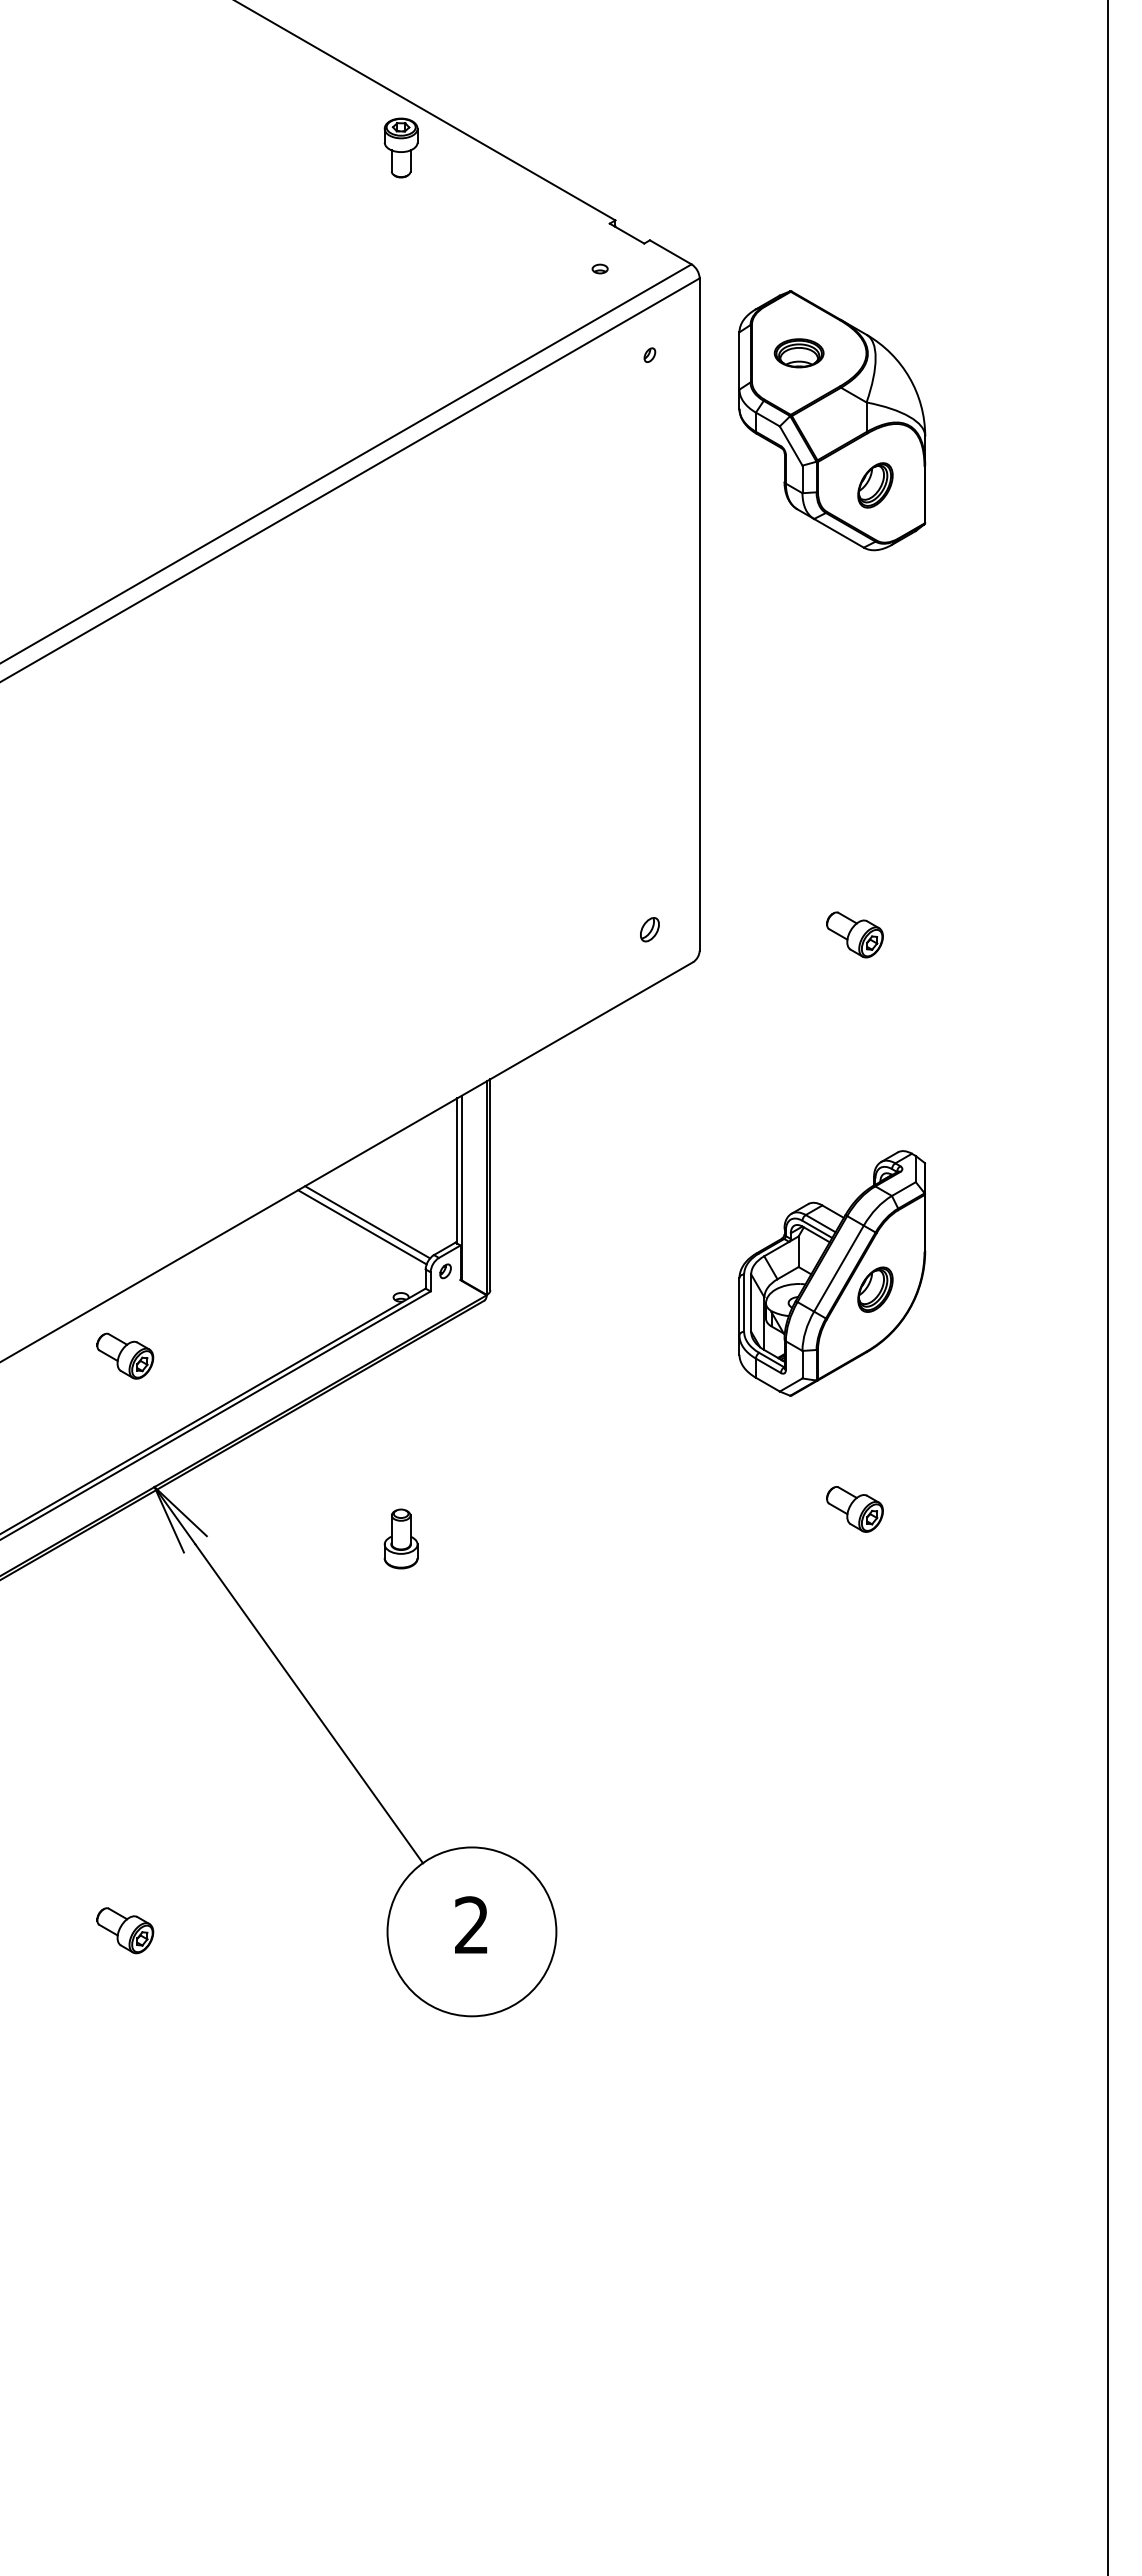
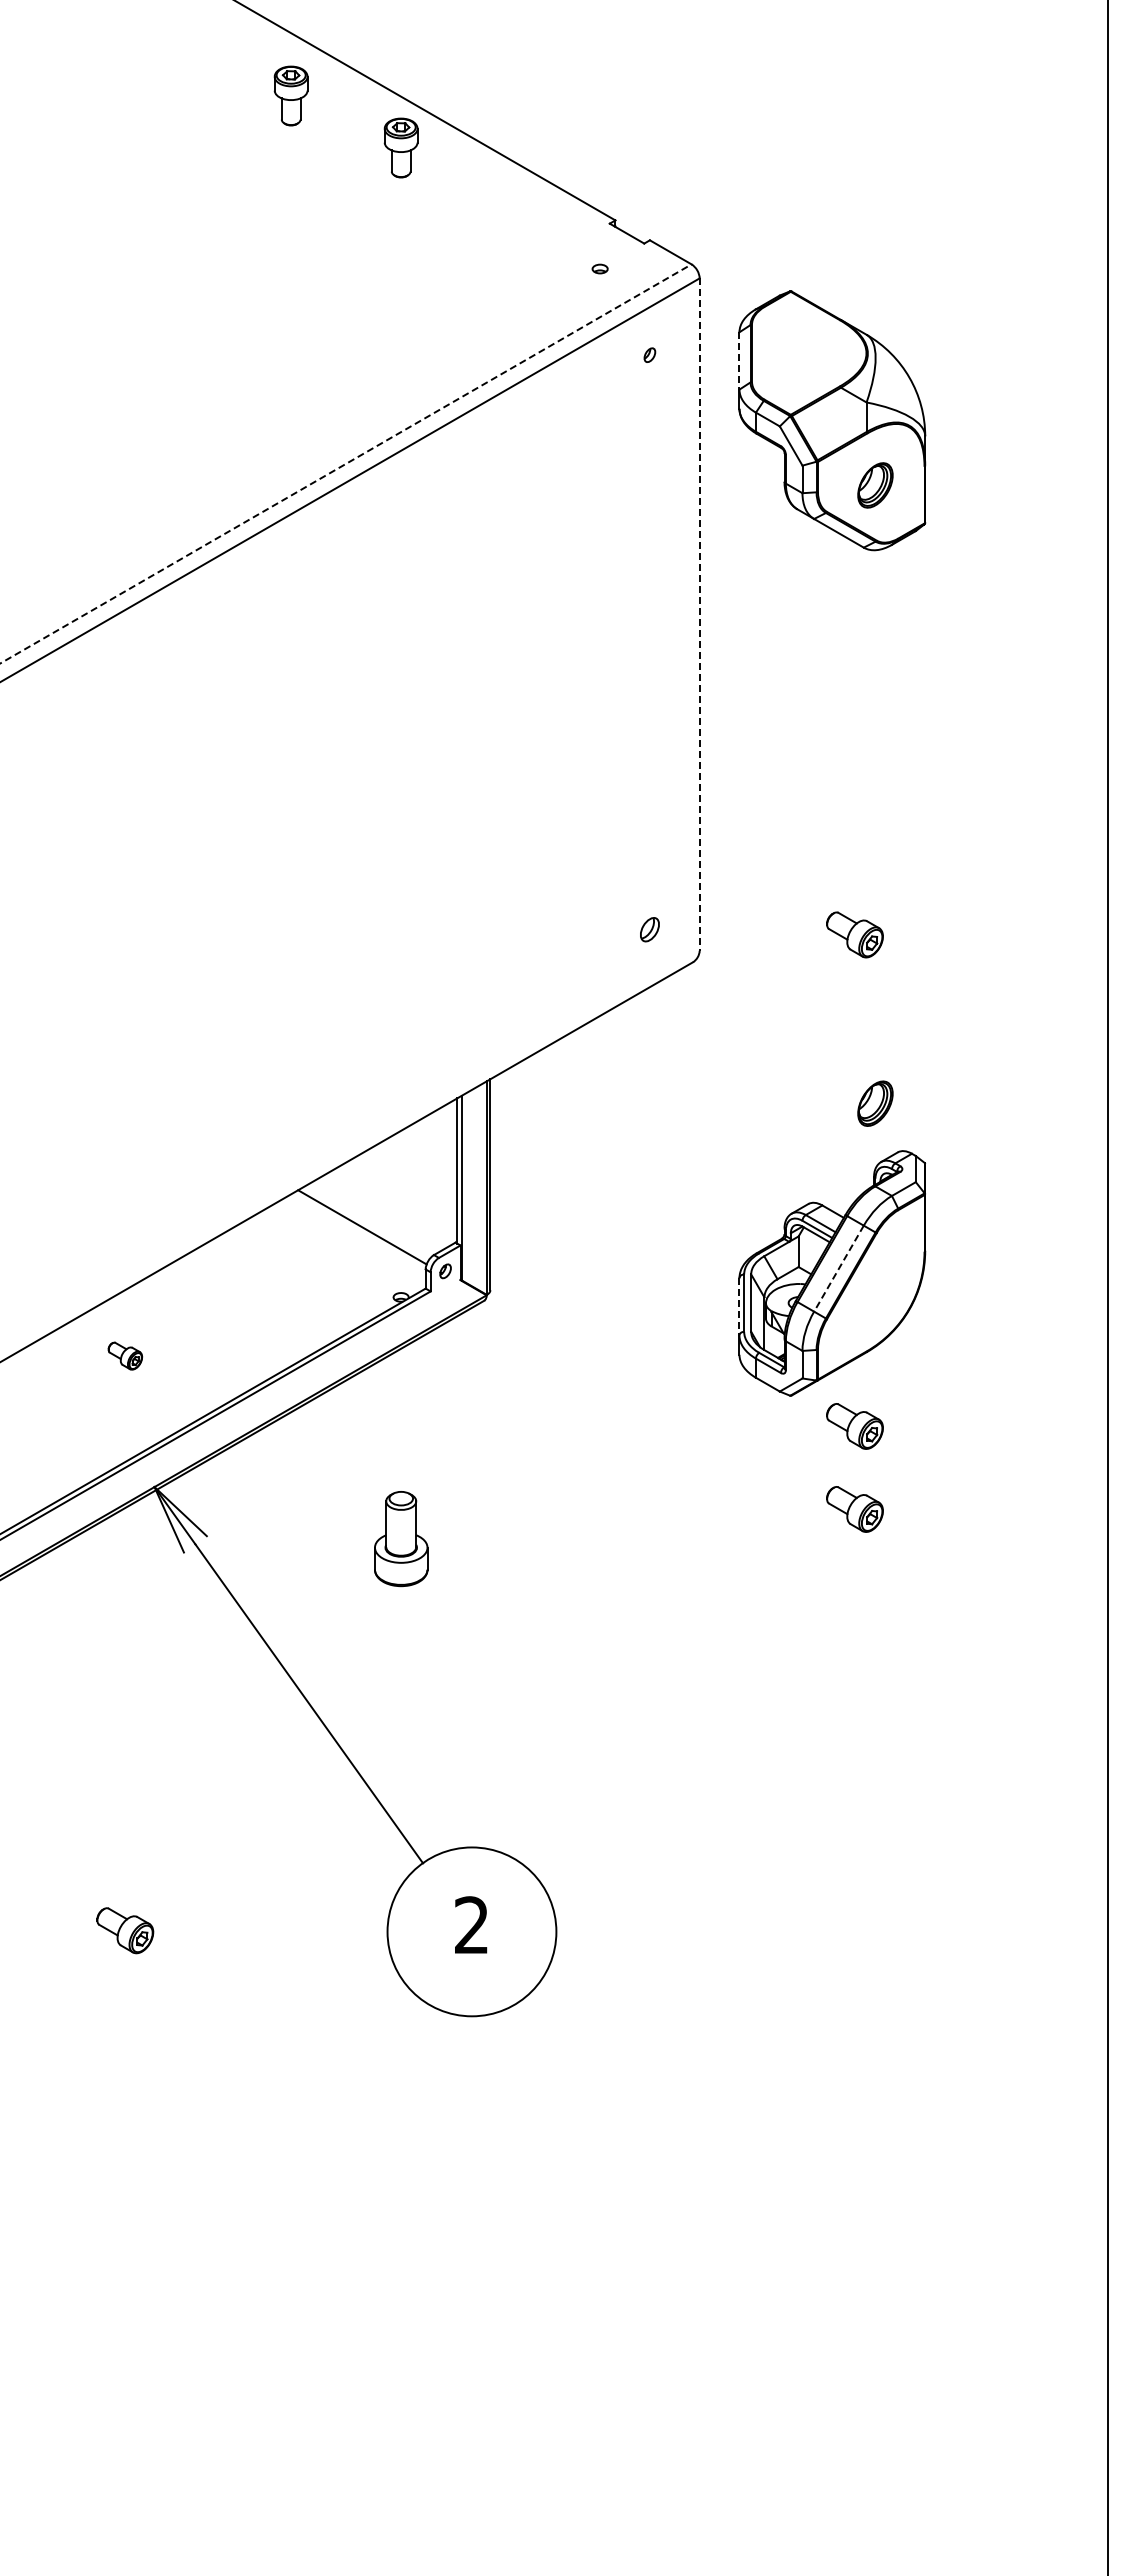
part: none -> present (290, 95)
part: present -> none (798, 353)
line: solid -> dashed (739, 360)
line: solid -> dashed (346, 463)
line: solid -> dashed (699, 615)
line: present -> none (367, 1222)
line: solid -> dashed (838, 1268)
part position: (875, 1289) -> (875, 1103) (875, 1103)
line: solid -> dashed (739, 1306)
part size: 59x48 px -> 37x30 px (125, 1355)
part: none -> present (854, 1426)
part size: 36x62 px -> 55x97 px (401, 1539)
